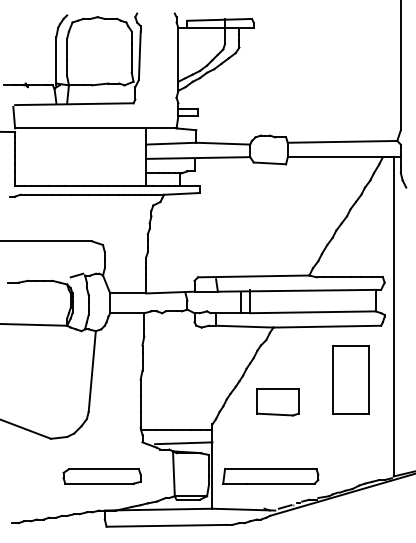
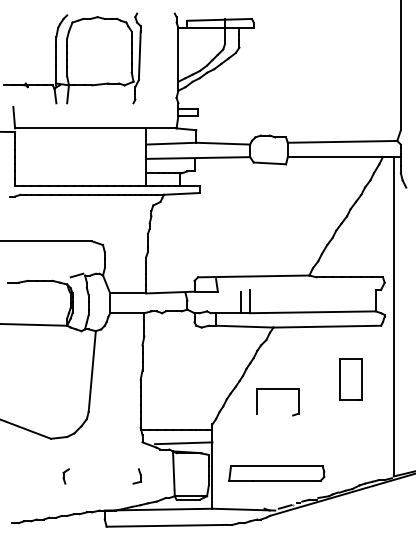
line: present -> none (74, 104)
line: present -> none (296, 290)
part size: 38x70 px -> 24x43 px (350, 379)
line: present -> none (275, 414)
line: present -> none (103, 469)
part position: (270, 476) -> (276, 473) (276, 473)
line: present -> none (99, 483)
